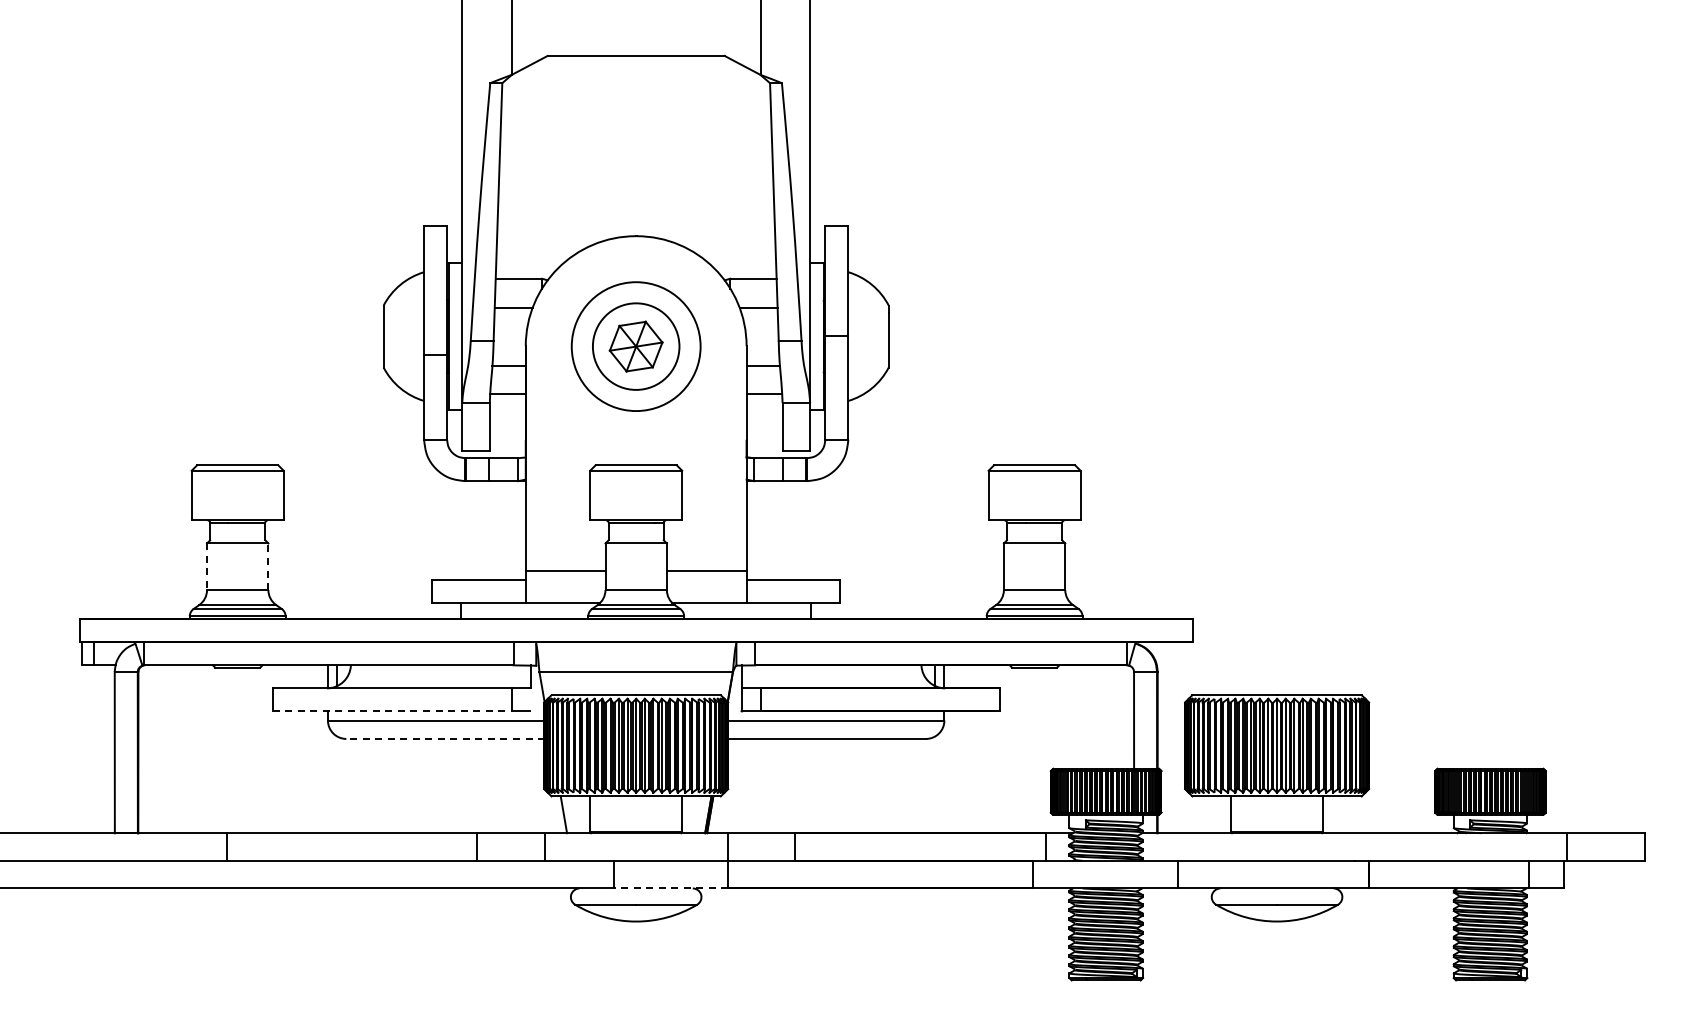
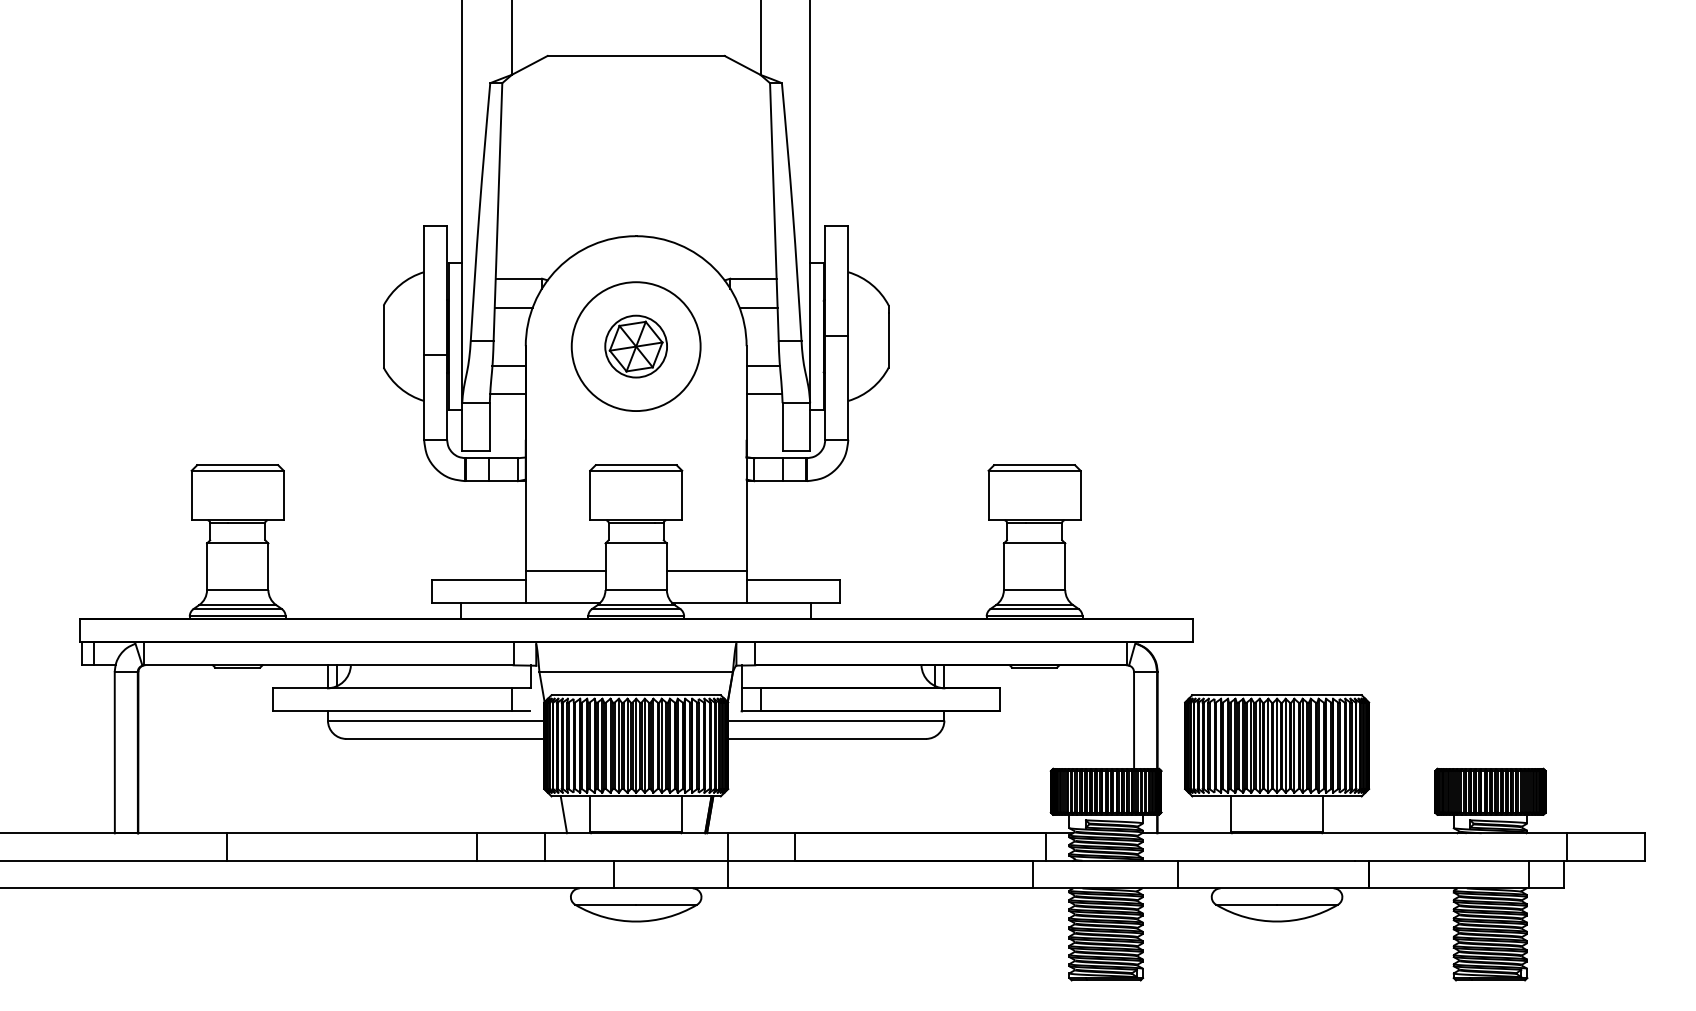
circle diameter: 87 px -> 62 px (636, 346)
line: dashed -> solid (268, 566)
line: dashed -> solid (207, 567)
line: dashed -> solid (392, 711)
line: dashed -> solid (445, 739)
line: dashed -> solid (670, 888)
